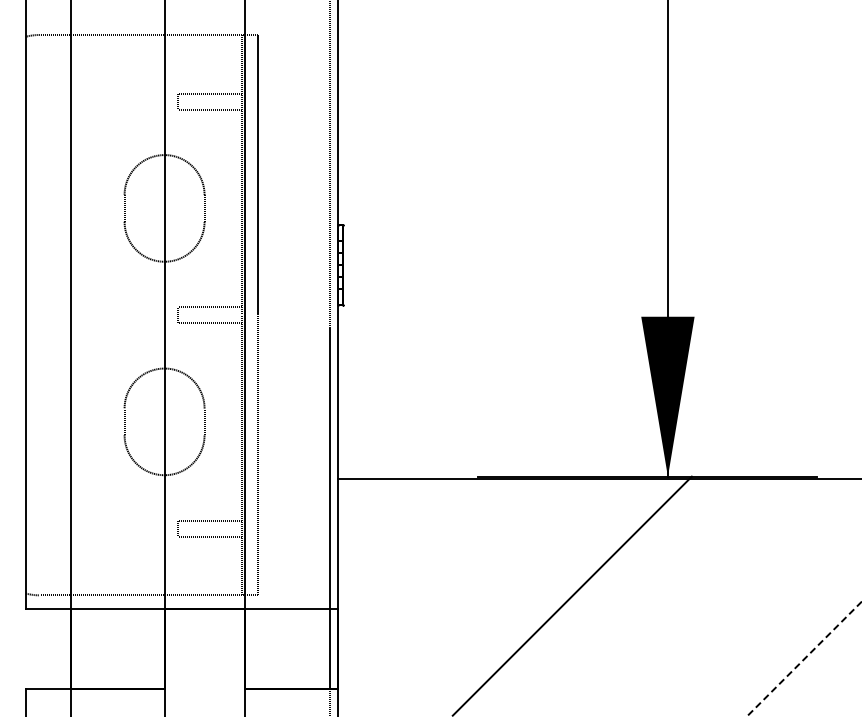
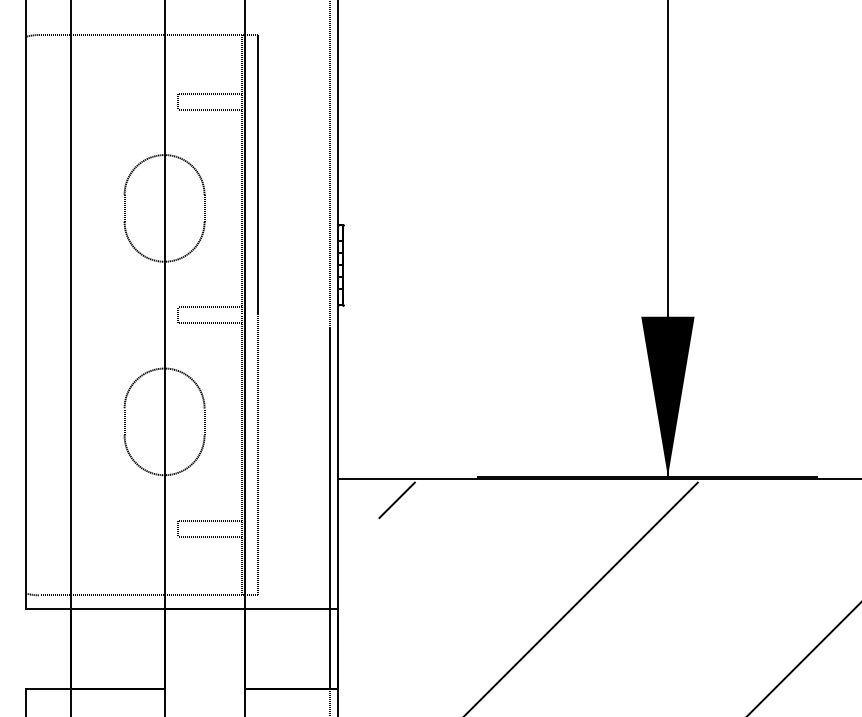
line: none -> present (396, 499)
line position: (572, 594) -> (581, 597) (581, 597)
line: dashed -> solid (804, 658)
